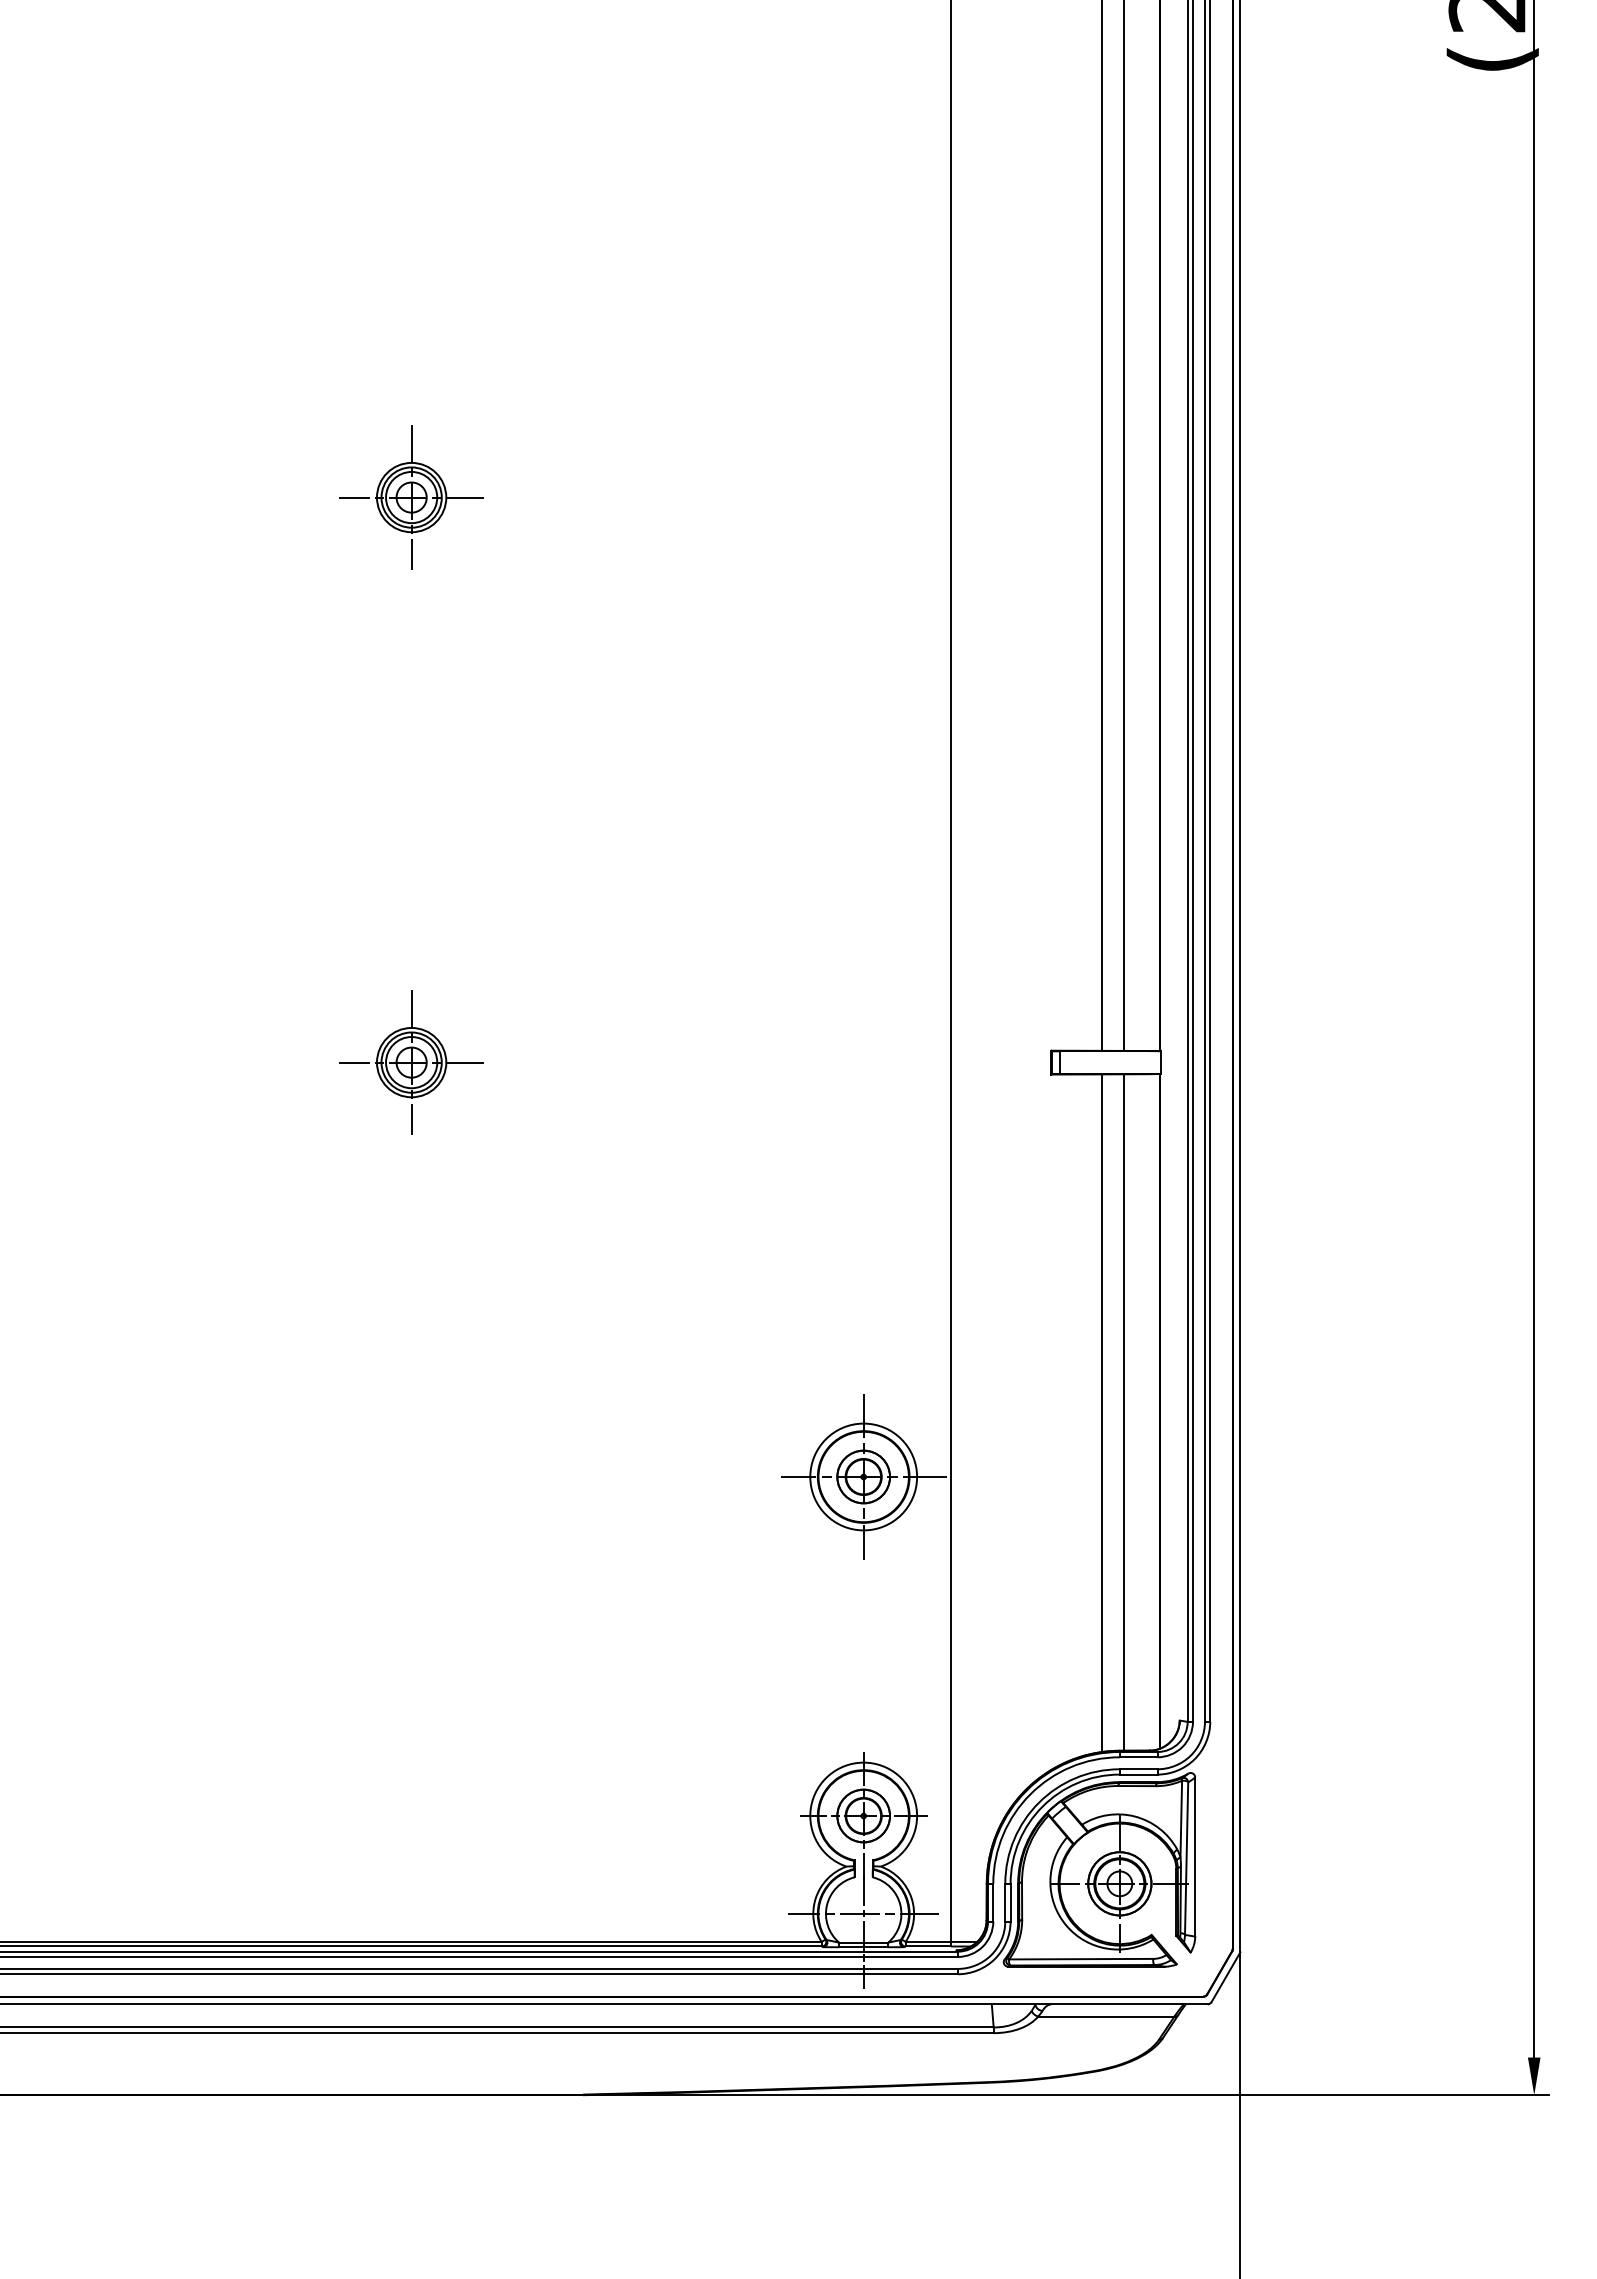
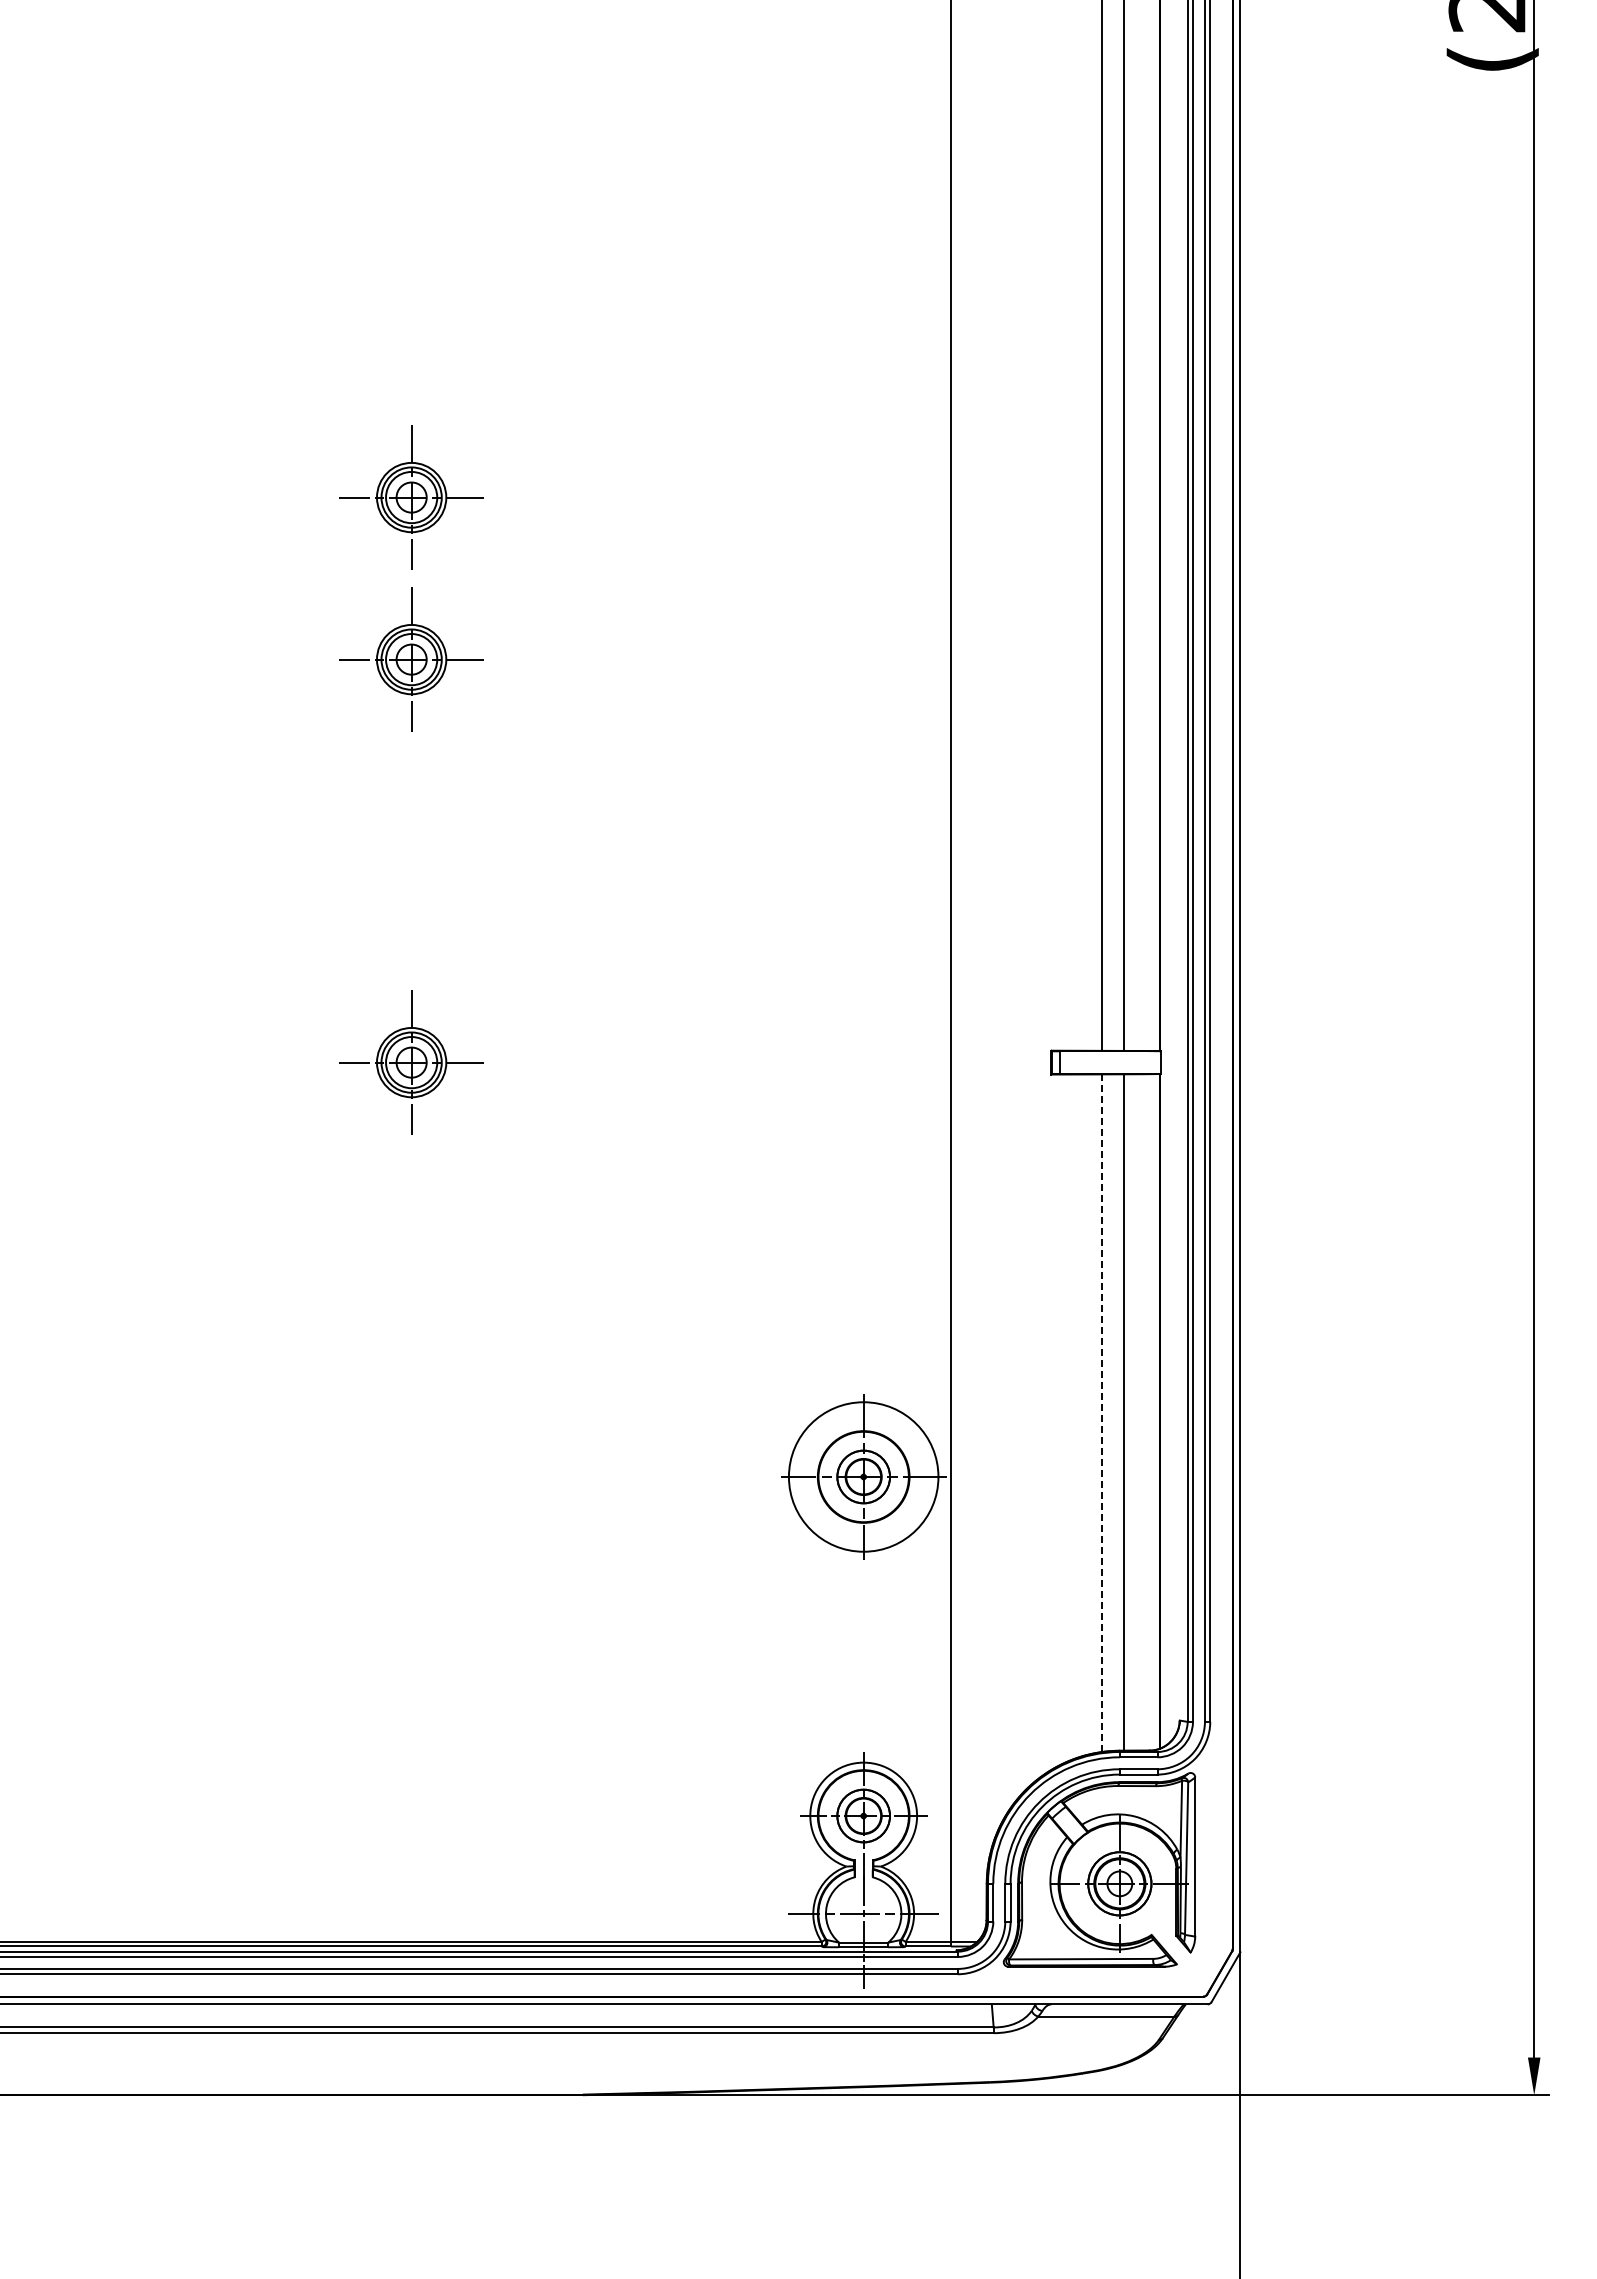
part: none -> present (411, 659)
line: solid -> dashed (1101, 1413)
circle diameter: 107 px -> 150 px (863, 1476)
